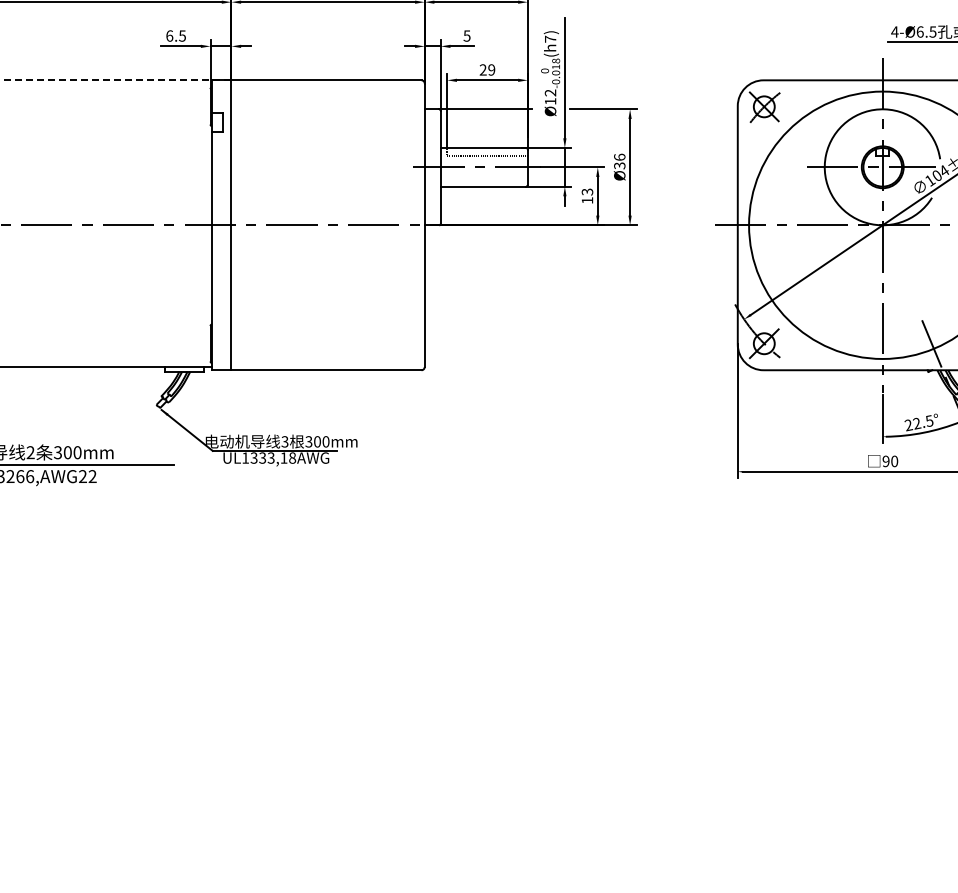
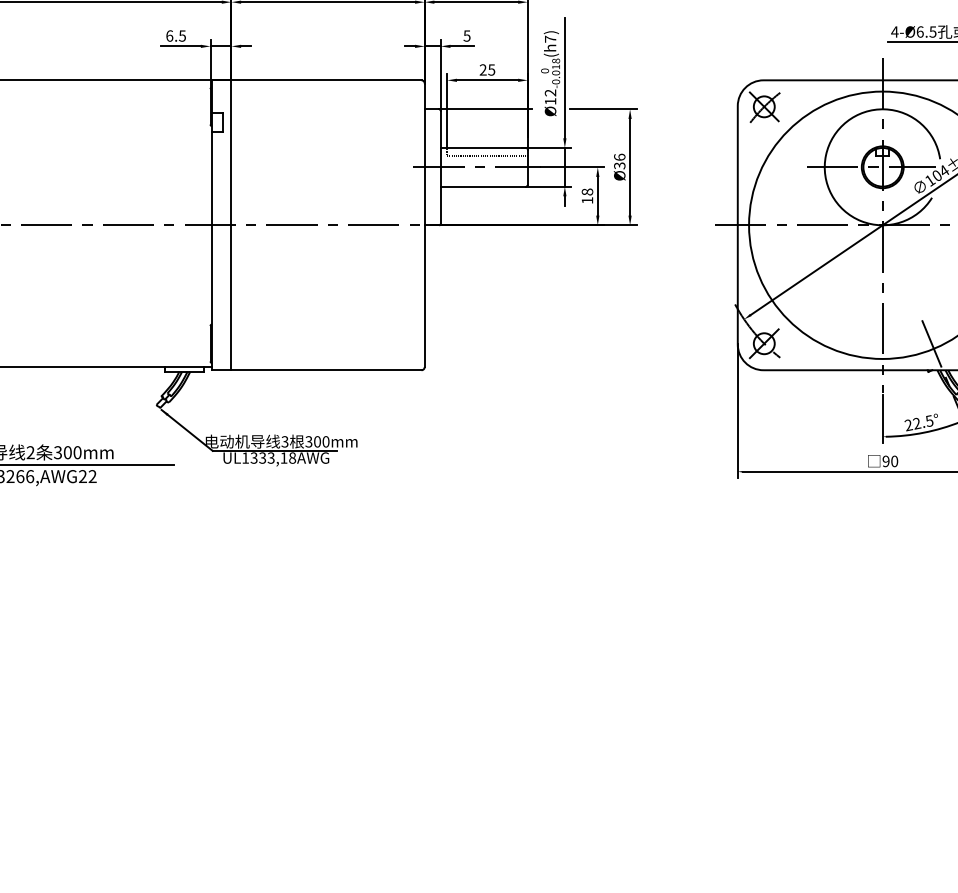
text: 29 -> 25 (491, 69)
line: dashed -> solid (115, 80)
text: 13 -> 18 (587, 191)
